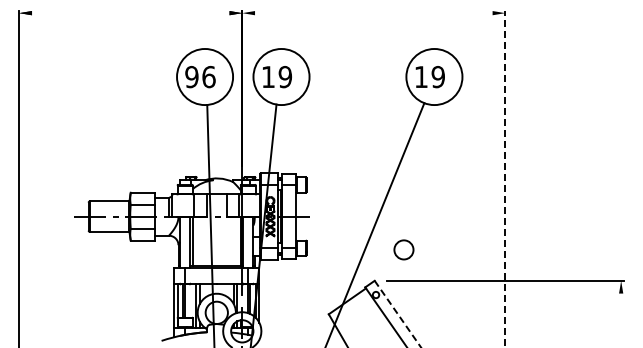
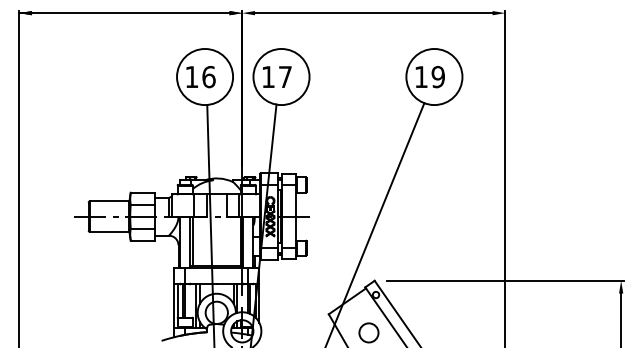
line: none -> present (124, 13)
line: none -> present (373, 13)
text: 96 -> 16 (191, 76)
text: 19 -> 17 (284, 77)
line: dashed -> solid (505, 178)
circle position: (403, 249) -> (368, 332) (368, 332)
line: dashed -> solid (398, 314)
line: none -> present (621, 318)
